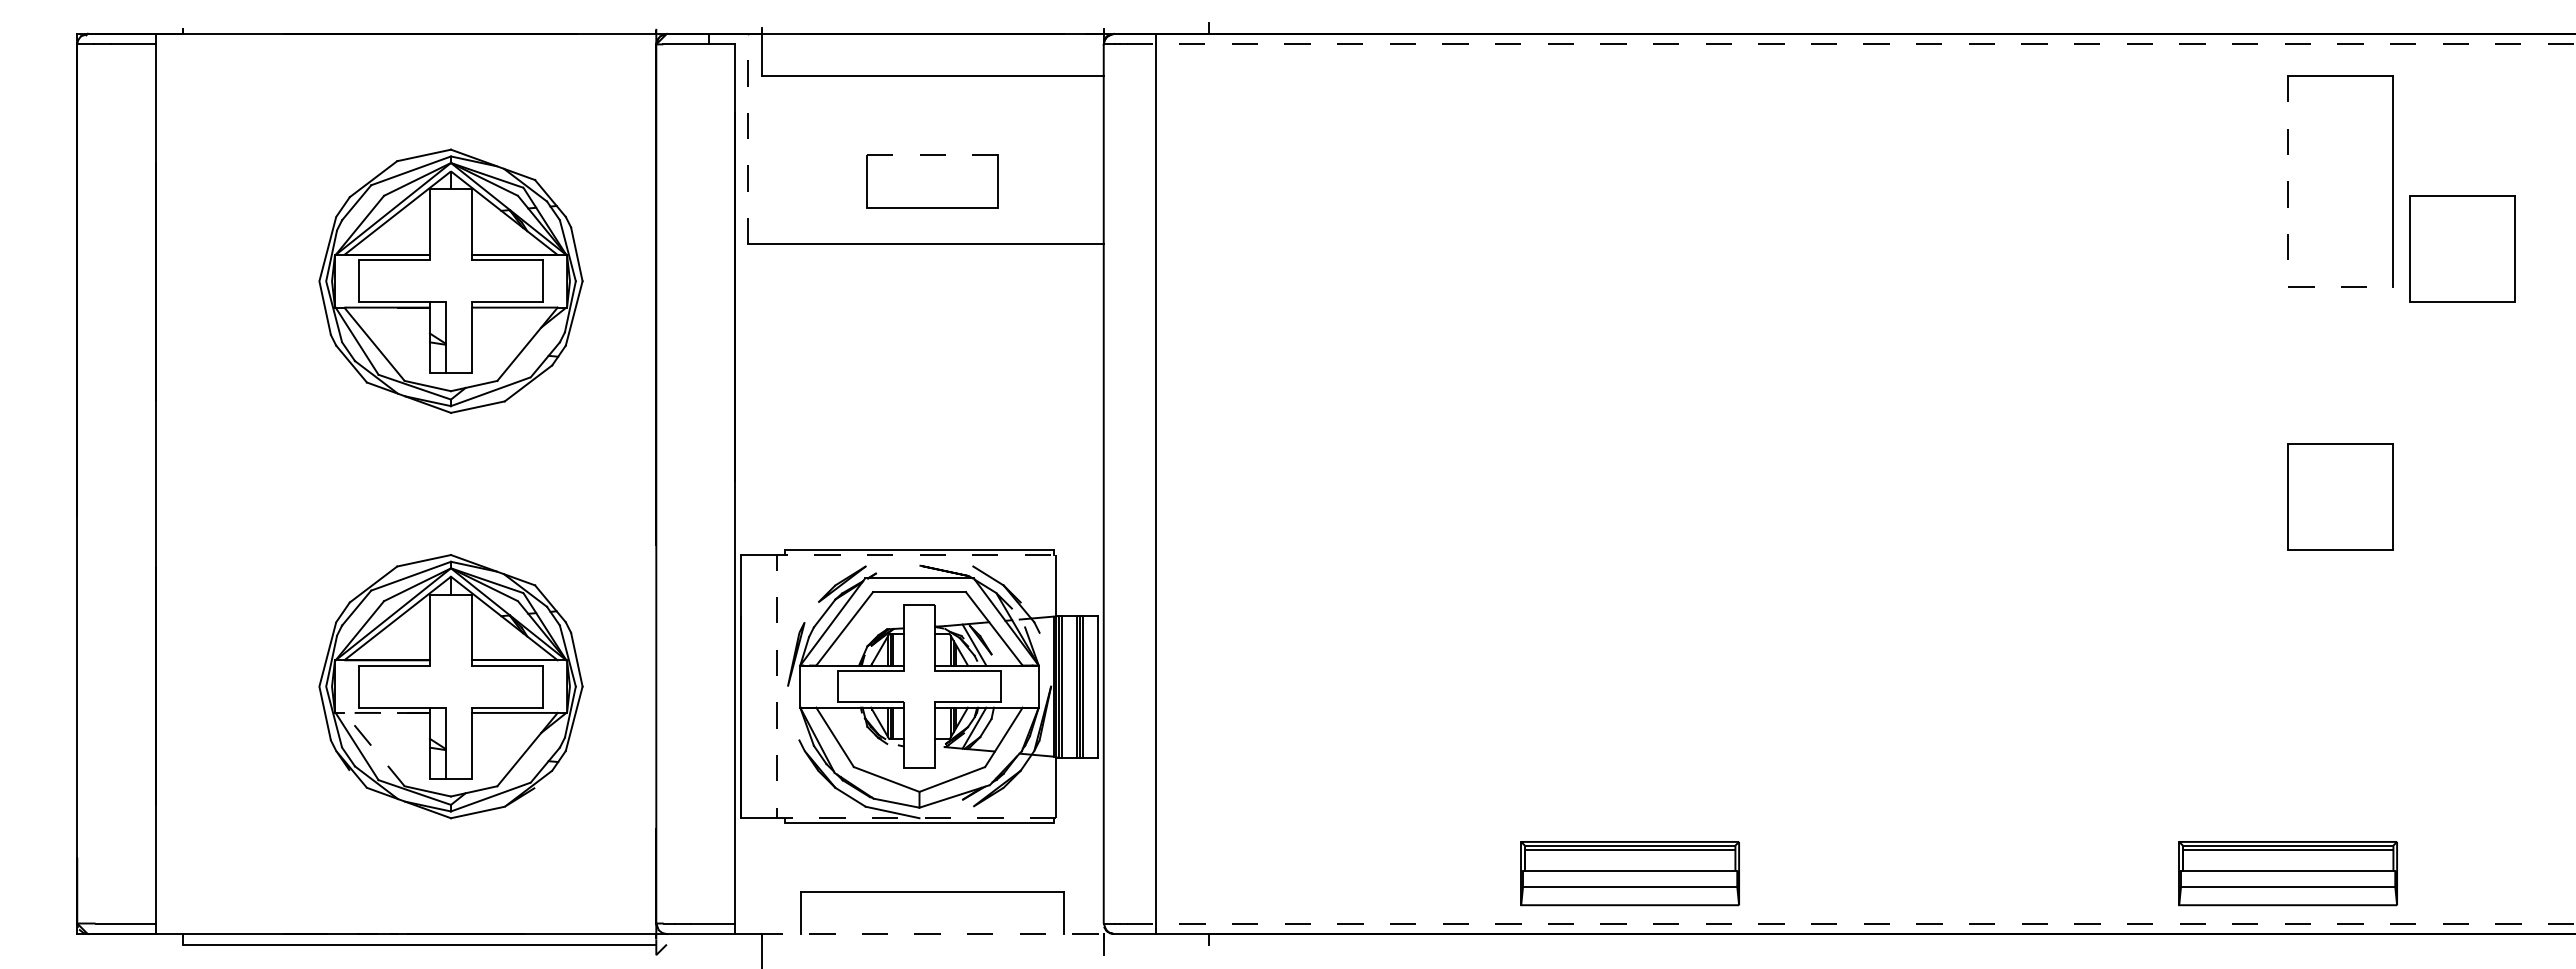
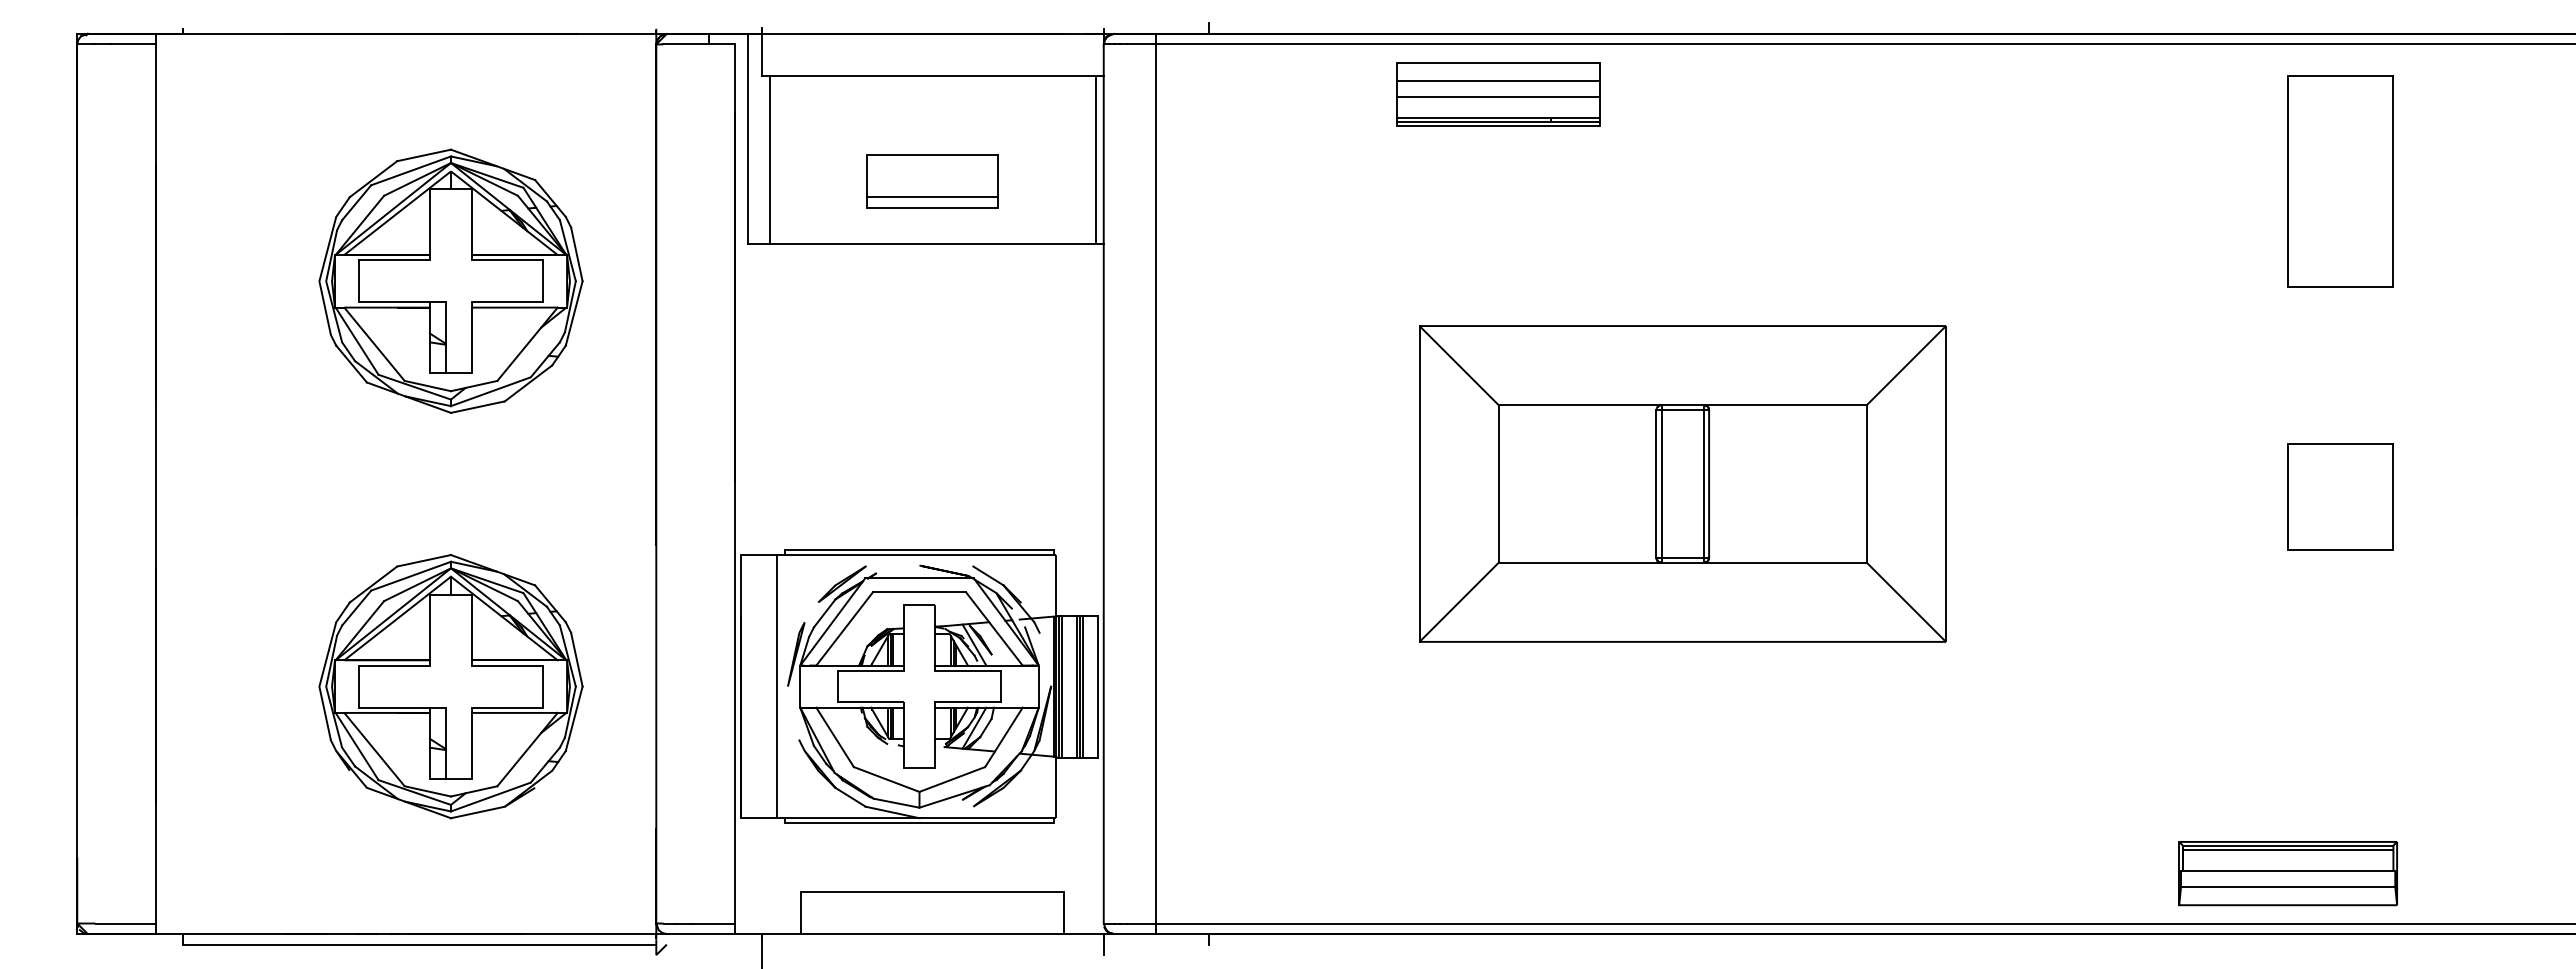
line: dashed -> solid (1851, 44)
part: none -> present (1498, 94)
line: dashed -> solid (748, 138)
line: dashed -> solid (932, 154)
line: none -> present (769, 160)
line: none -> present (1095, 160)
line: none -> present (932, 197)
line: dashed -> solid (2288, 234)
part: present -> none (2462, 248)
part: none -> present (1682, 483)
line: dashed -> solid (777, 686)
line: dashed -> solid (346, 716)
part: present -> none (1629, 873)
line: dashed -> solid (1851, 923)
line: dashed -> solid (934, 934)
